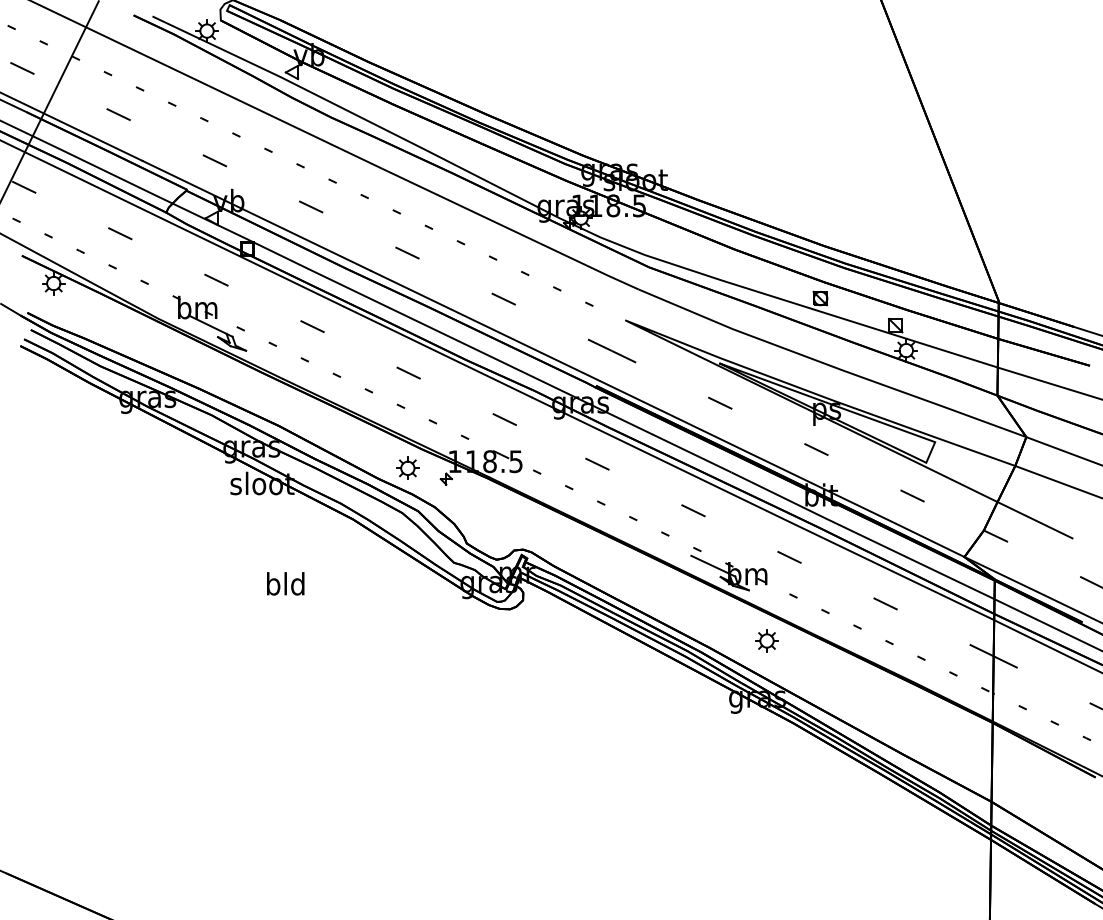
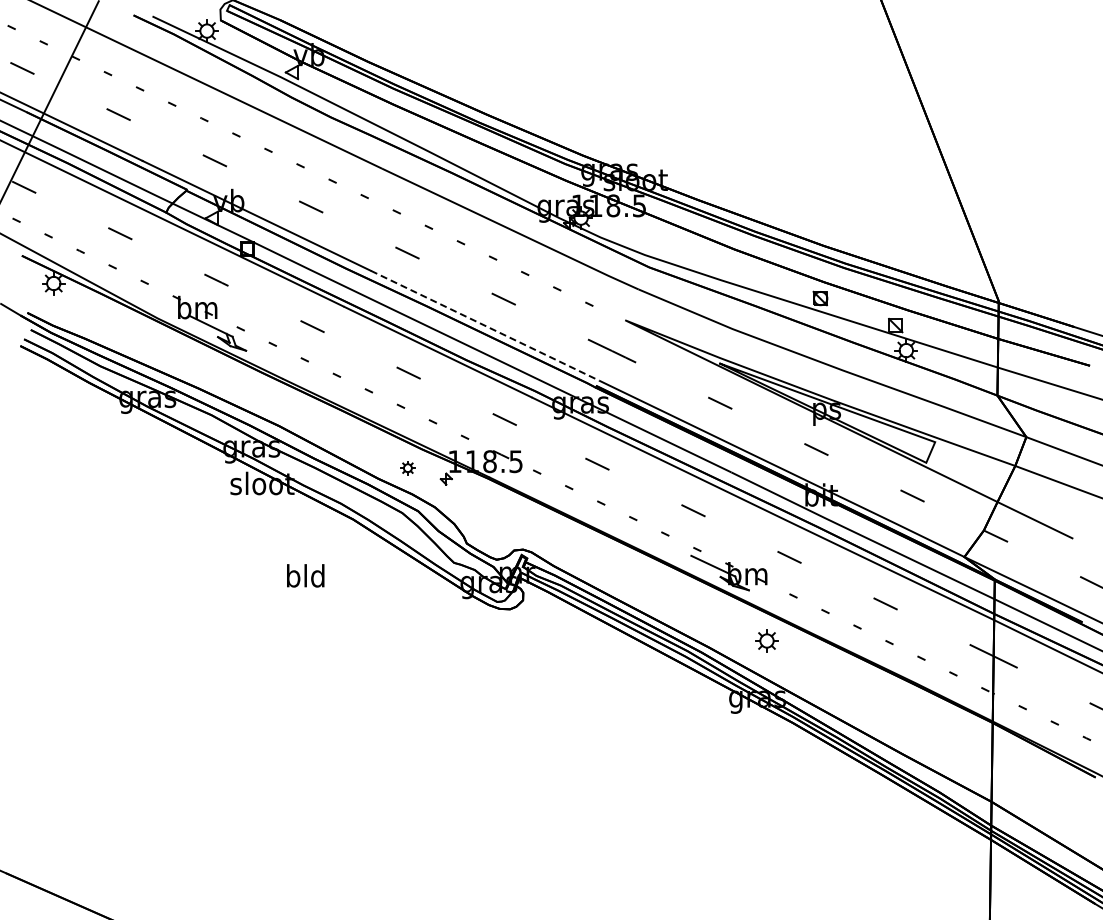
line: solid -> dashed (485, 325)
part size: 24x24 px -> 16x15 px (407, 468)
text position: (285, 583) -> (305, 575) (305, 575)
